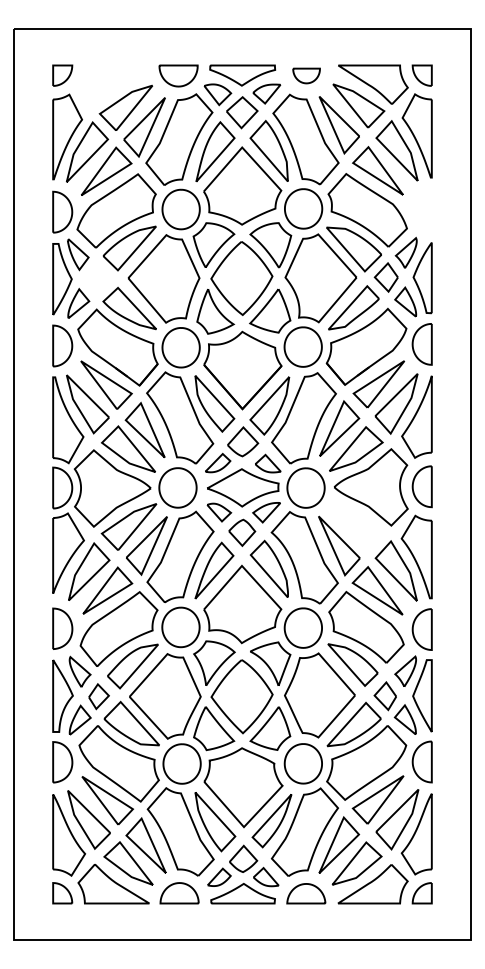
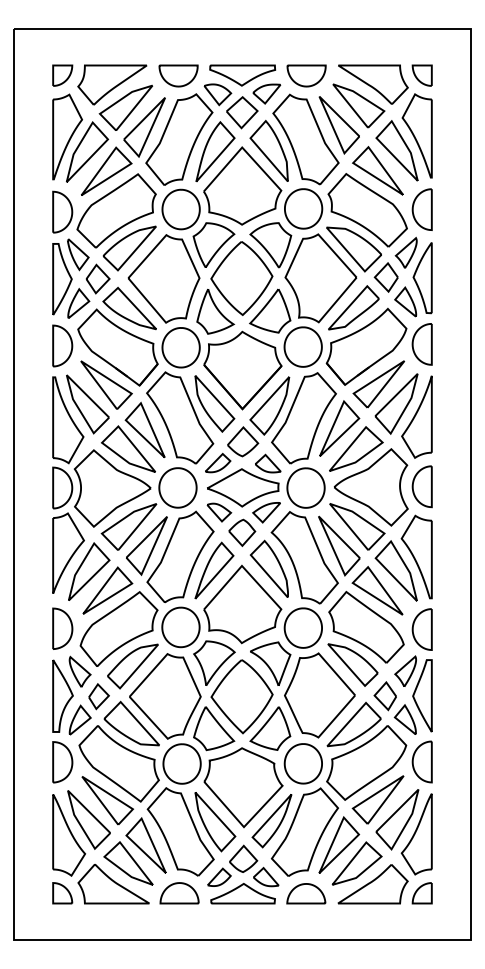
part size: 29x18 px -> 41x24 px (306, 75)
part: none -> present (112, 84)
part: none -> present (421, 209)
part: none -> present (97, 278)
part: none -> present (357, 526)
